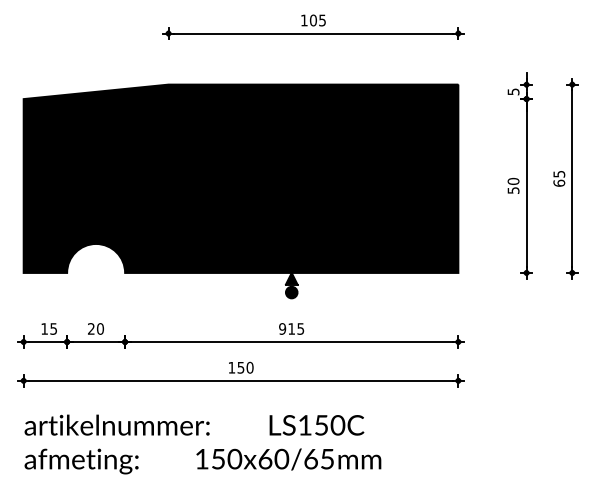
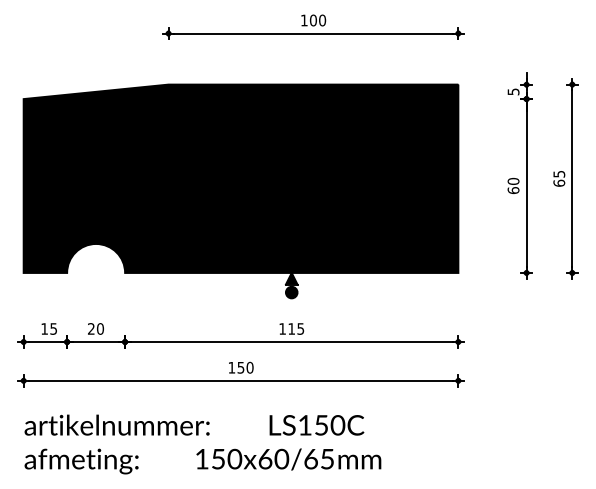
text: 105 -> 100 (322, 20)
text: 50 -> 60 (513, 190)
text: 915 -> 115 (282, 328)
